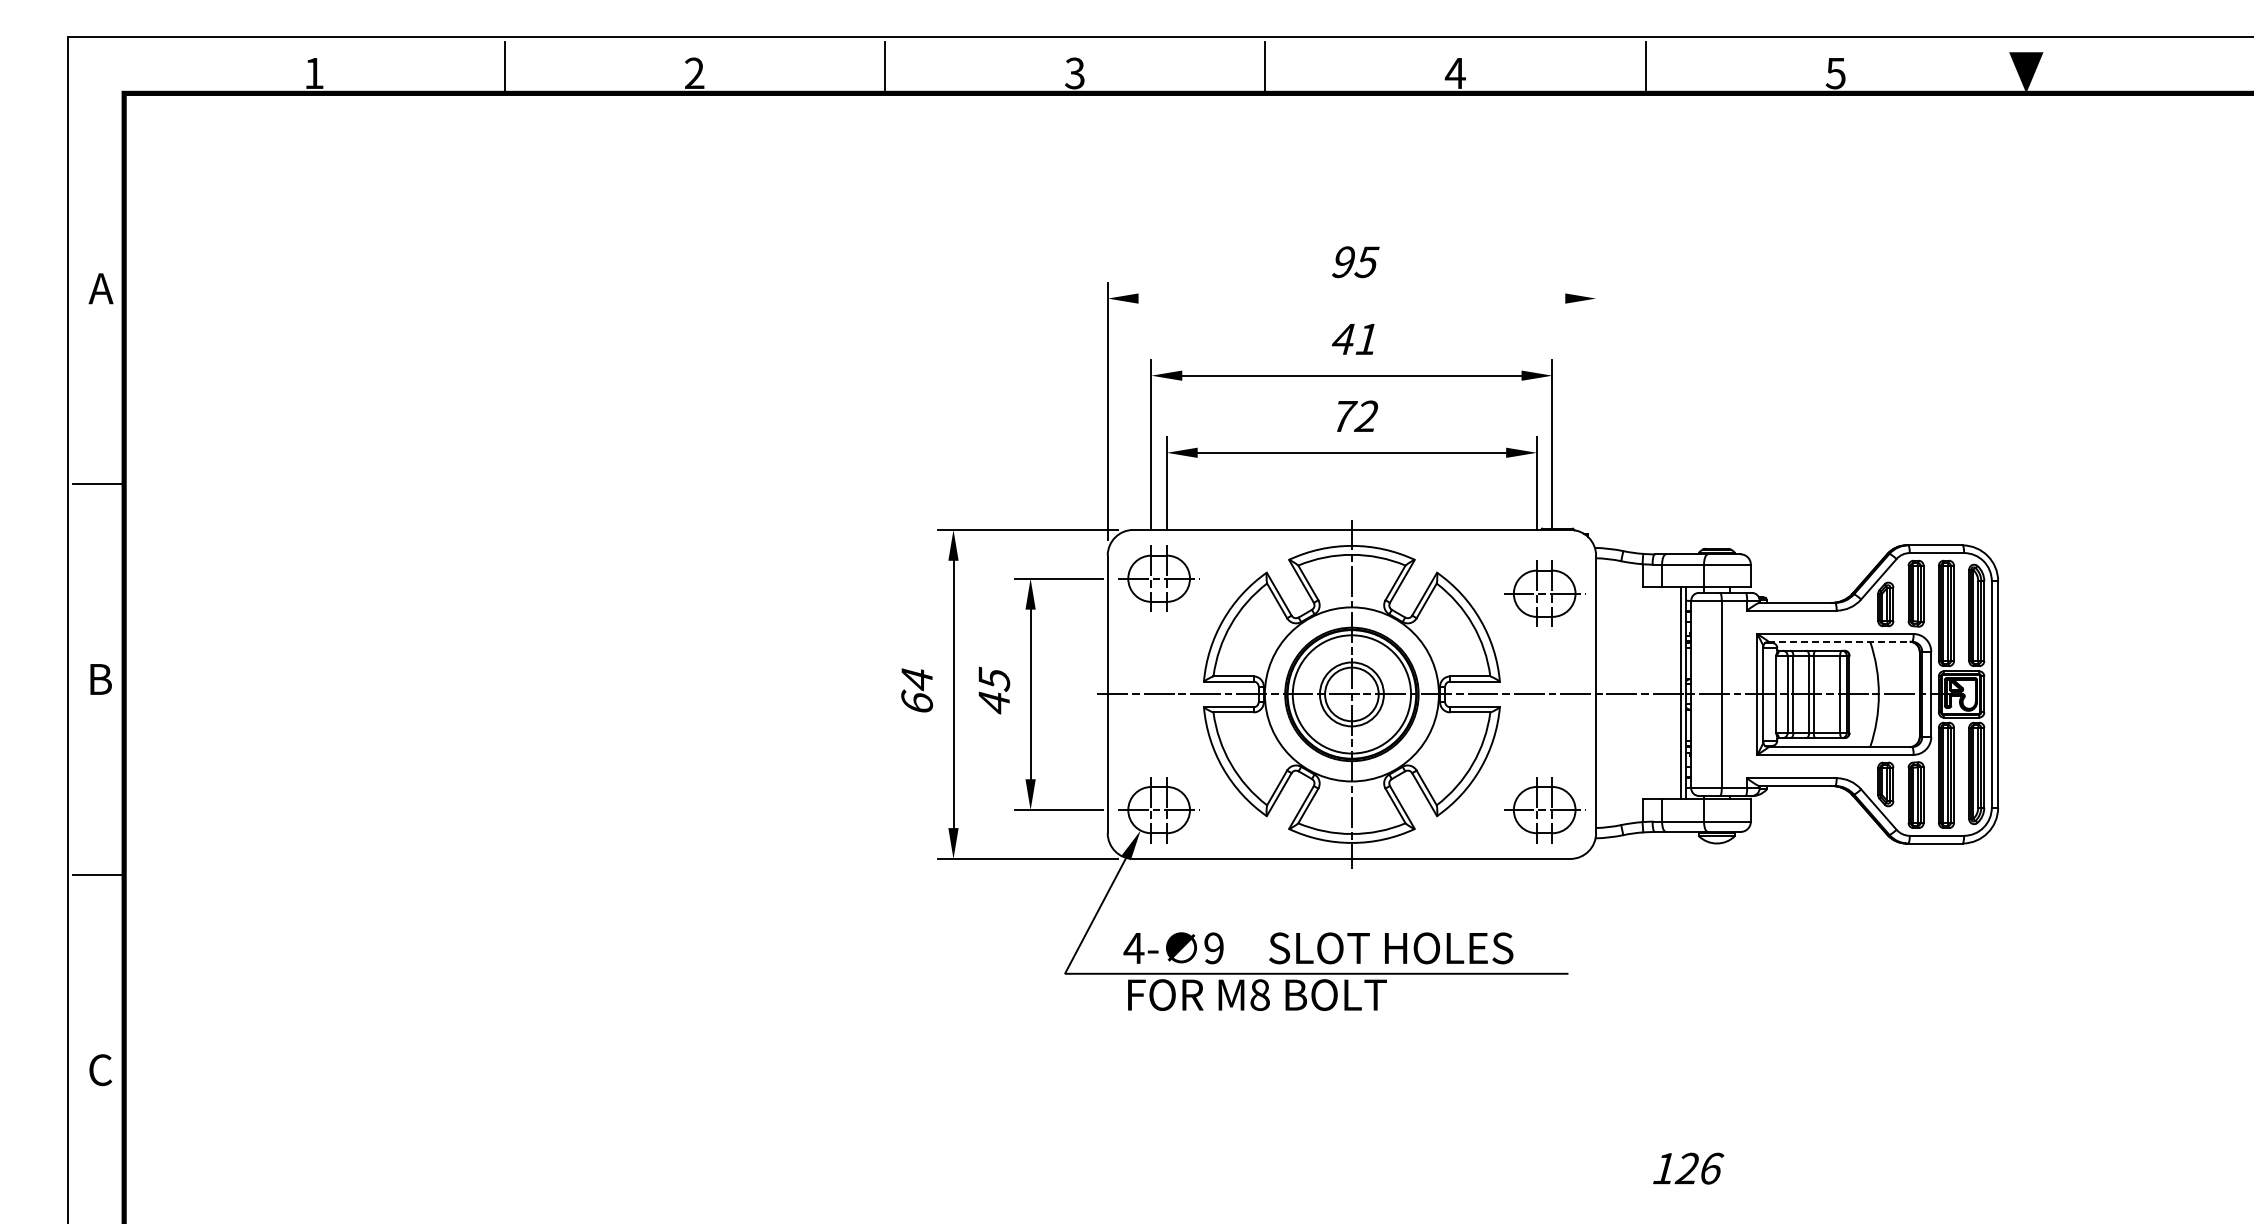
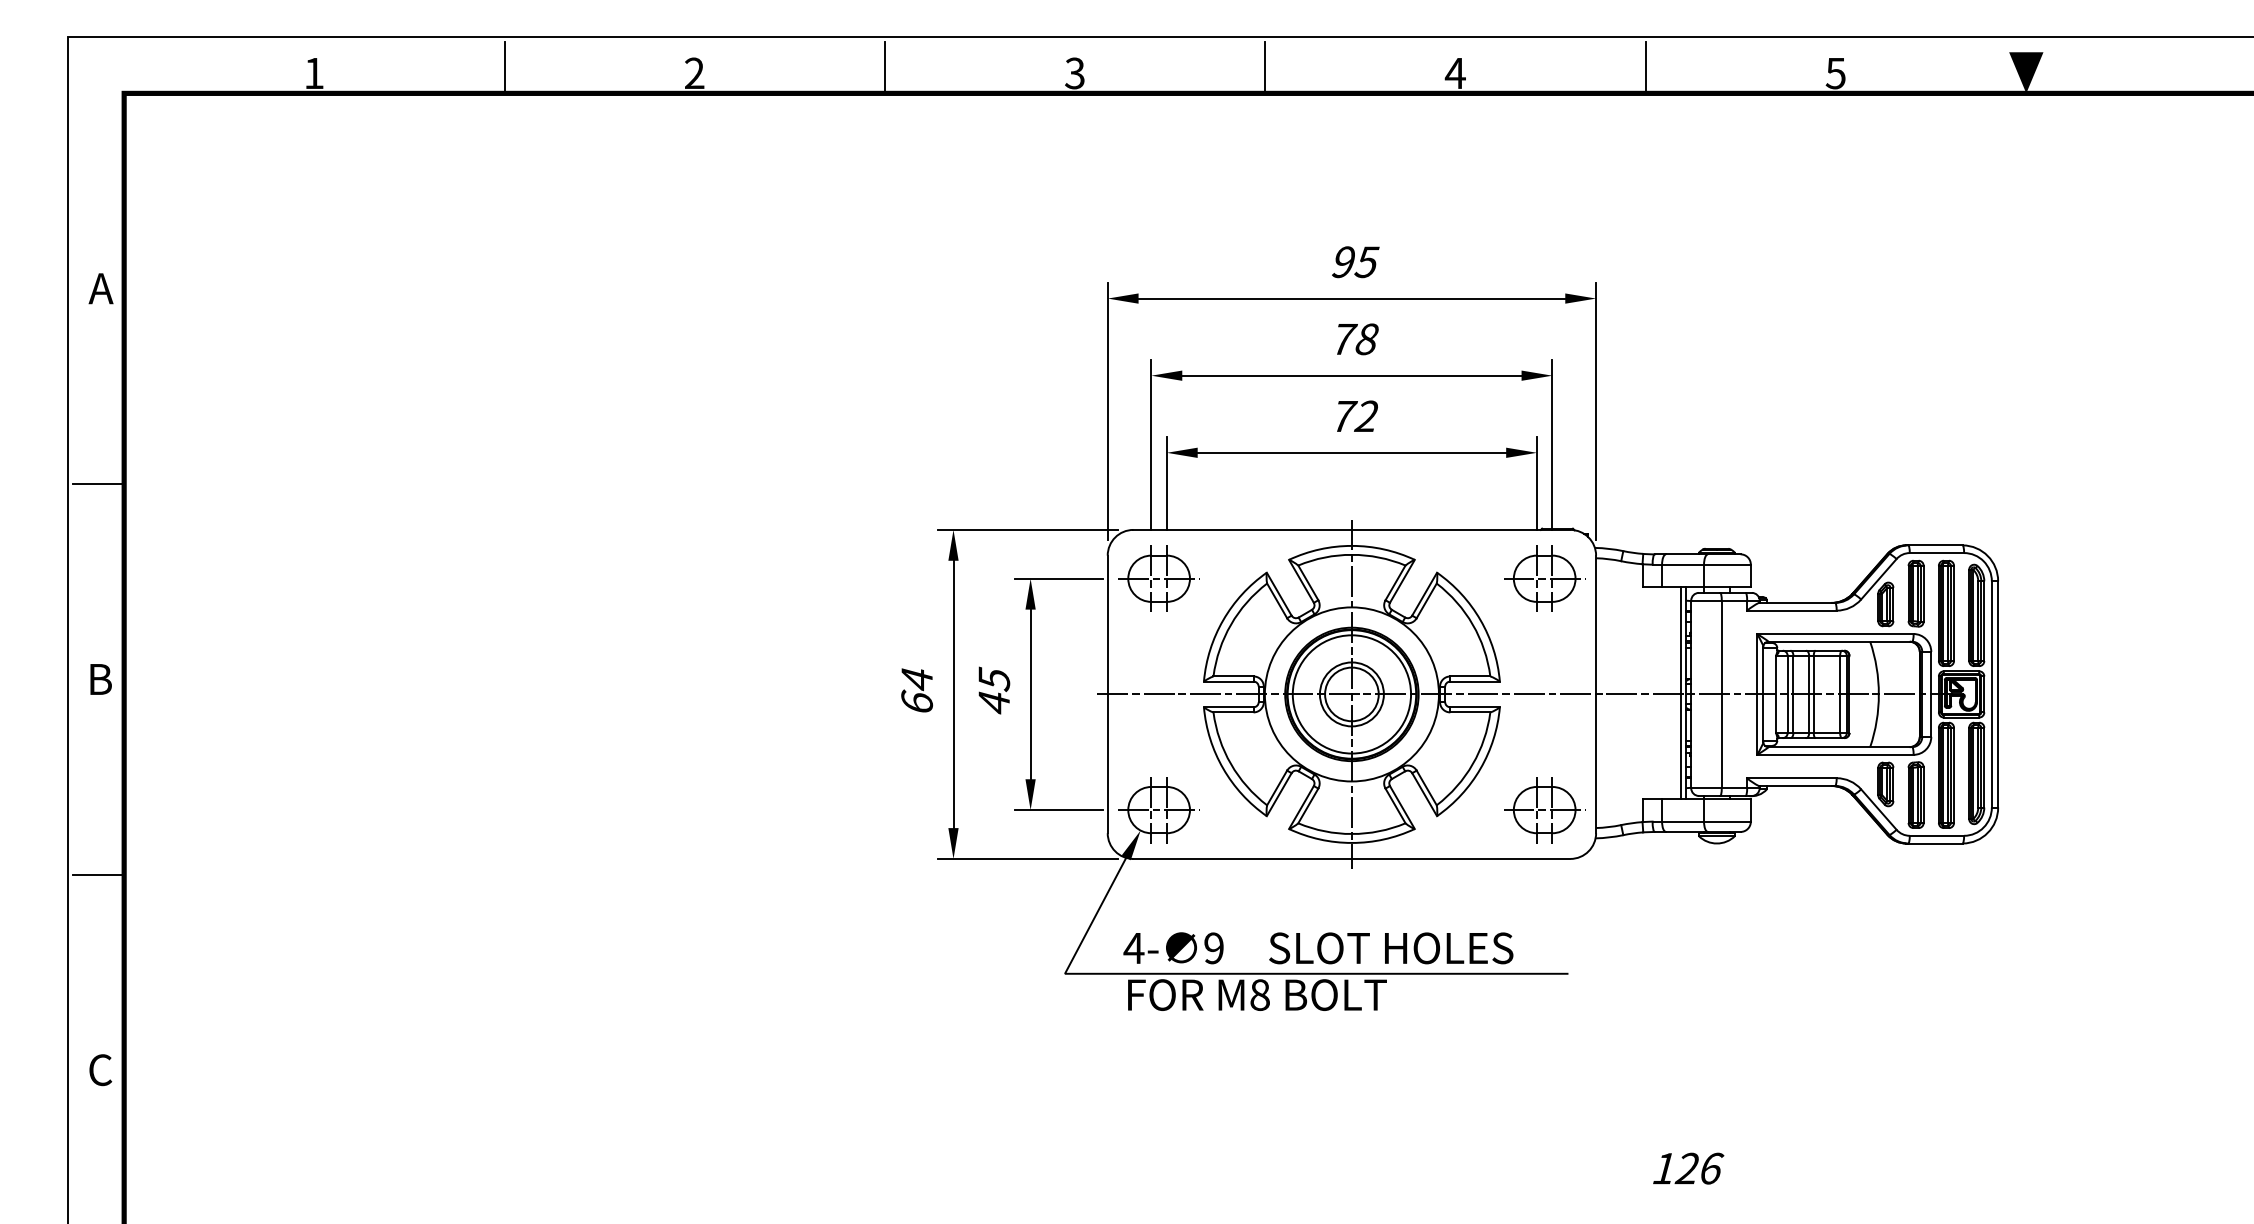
line: none -> present (1351, 298)
text: 41 -> 78 (1354, 339)
line: none -> present (1596, 411)
part position: (1544, 593) -> (1544, 578) (1544, 578)
line: dashed -> solid (1840, 641)
